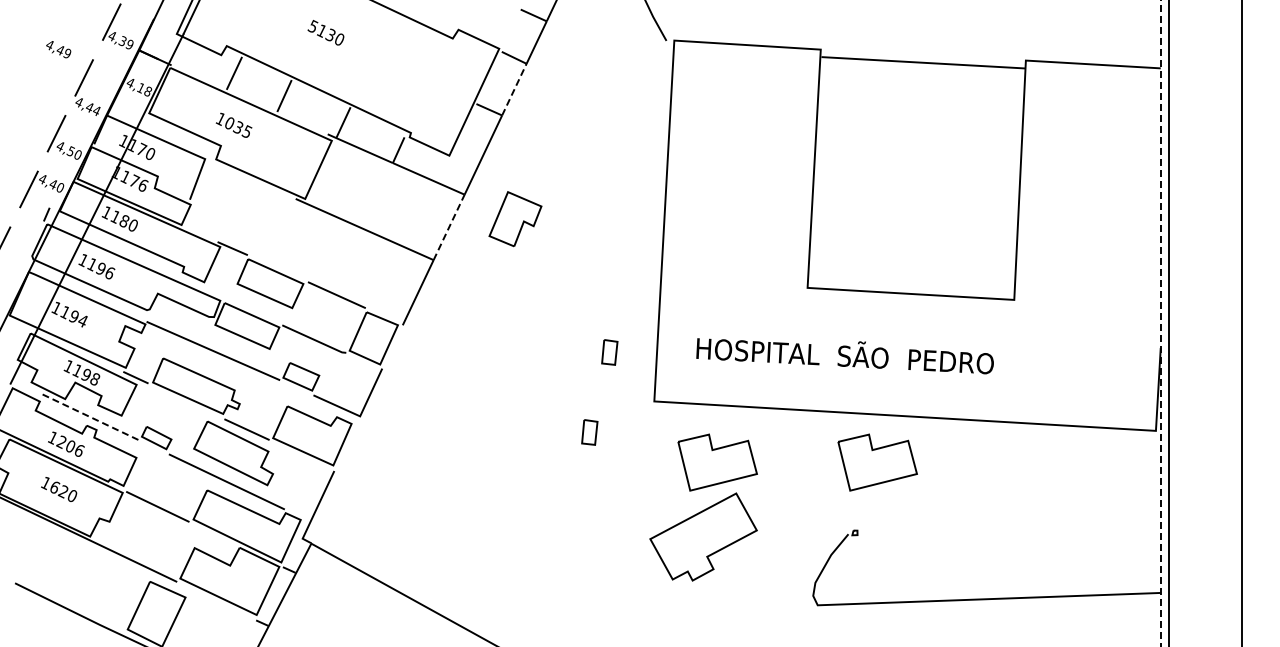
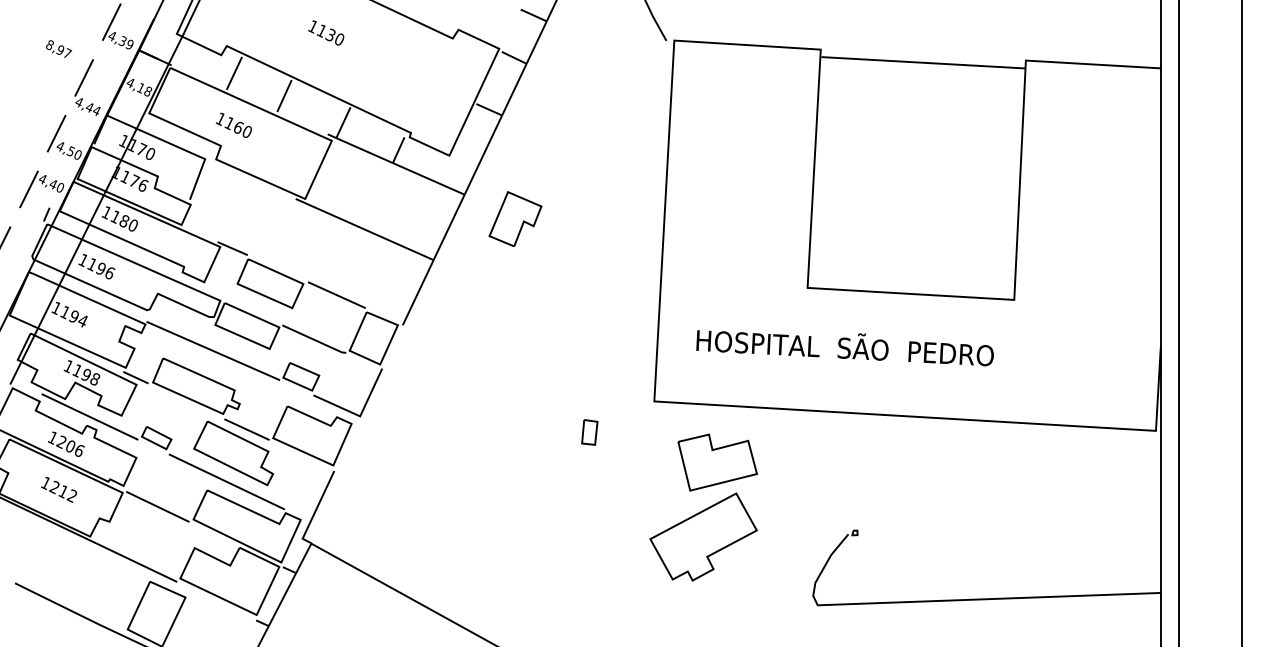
text: 5130 -> 1130 (312, 26)
text: 4,49 -> 8,97 (59, 49)
line: dashed -> solid (514, 89)
text: 1035 -> 1160 (238, 127)
line: dashed -> solid (449, 226)
line position: (1169, 322) -> (1179, 322) (1179, 322)
line: dashed -> solid (1160, 323)
part: present -> none (609, 352)
text position: (844, 356) -> (844, 348) (844, 348)
line: dashed -> solid (89, 416)
part: present -> none (877, 462)
text: 1620 -> 1212 (63, 491)
